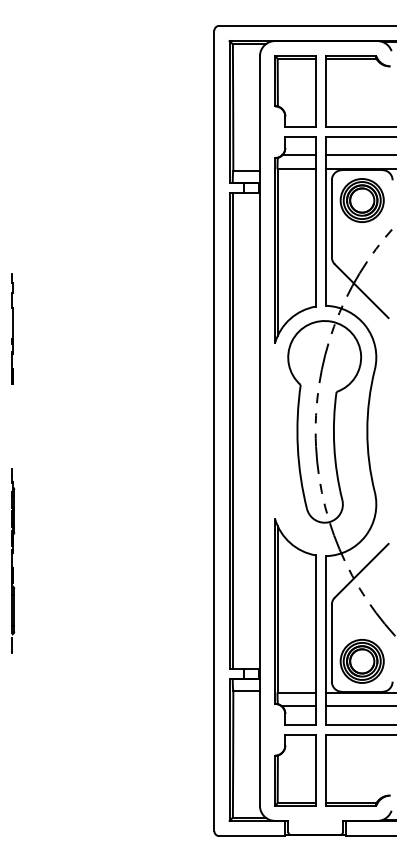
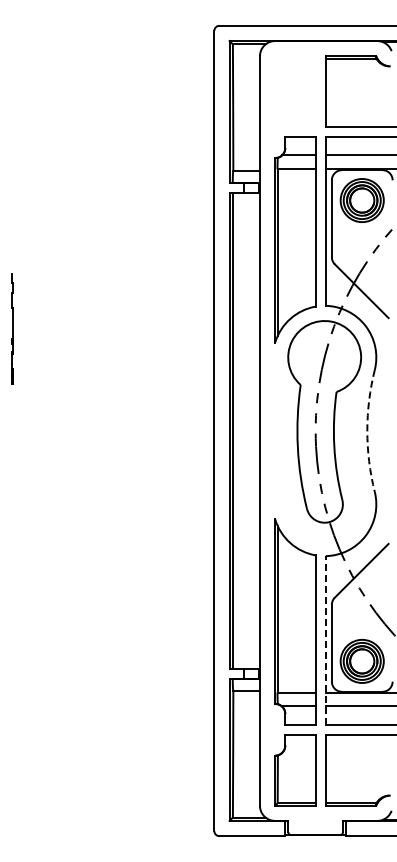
part: present -> none (295, 91)
arc: solid -> dashed (367, 431)
line: present -> none (12, 560)
line: solid -> dashed (325, 639)
